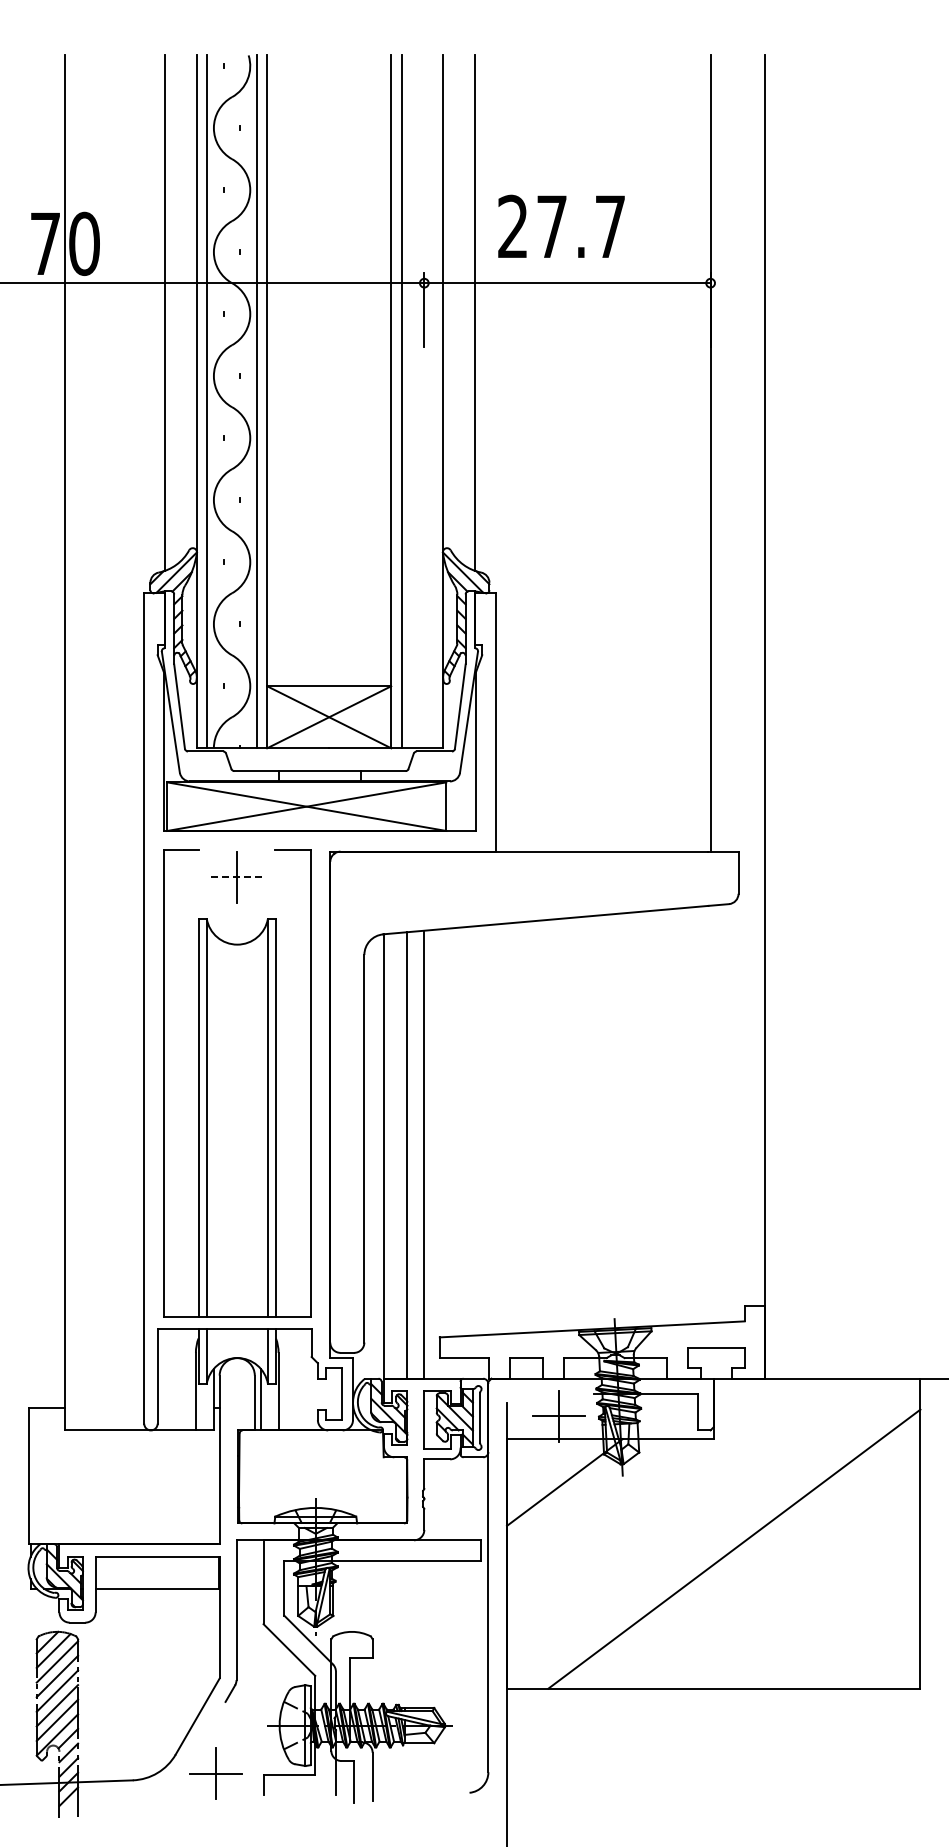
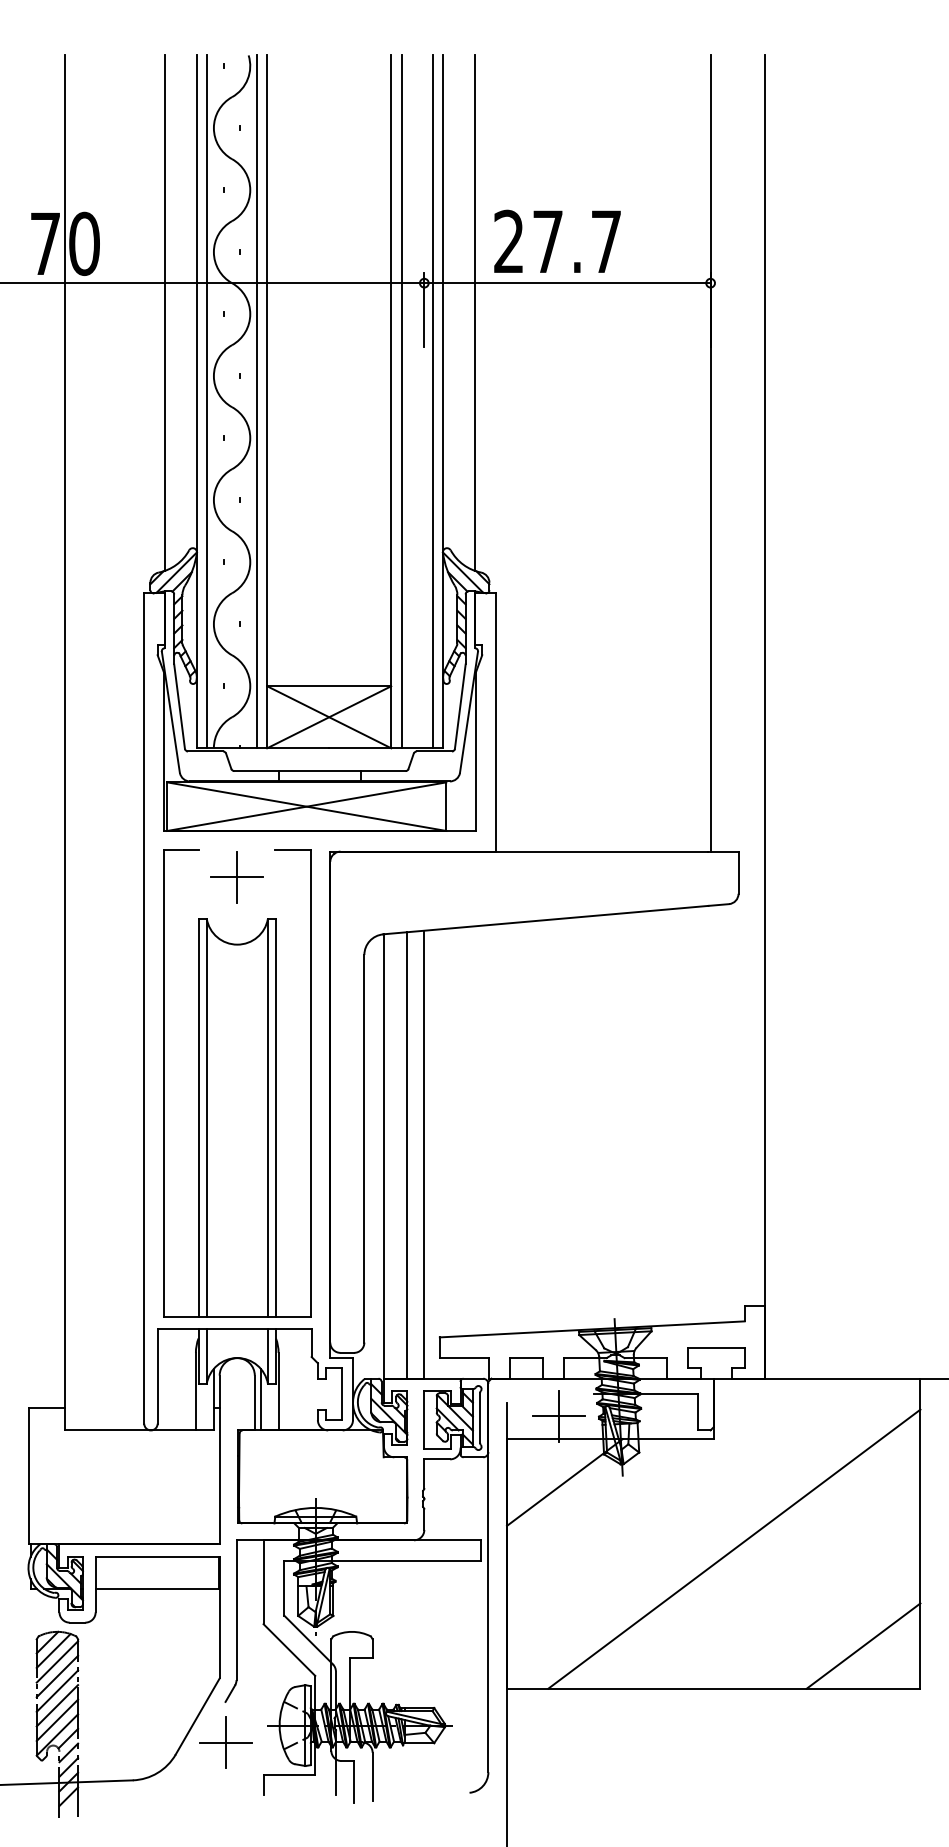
text position: (561, 225) -> (557, 240) (557, 240)
line: none -> present (432, 401)
line: dashed -> solid (237, 877)
line: none -> present (863, 1645)
part position: (215, 1773) -> (225, 1742) (225, 1742)
